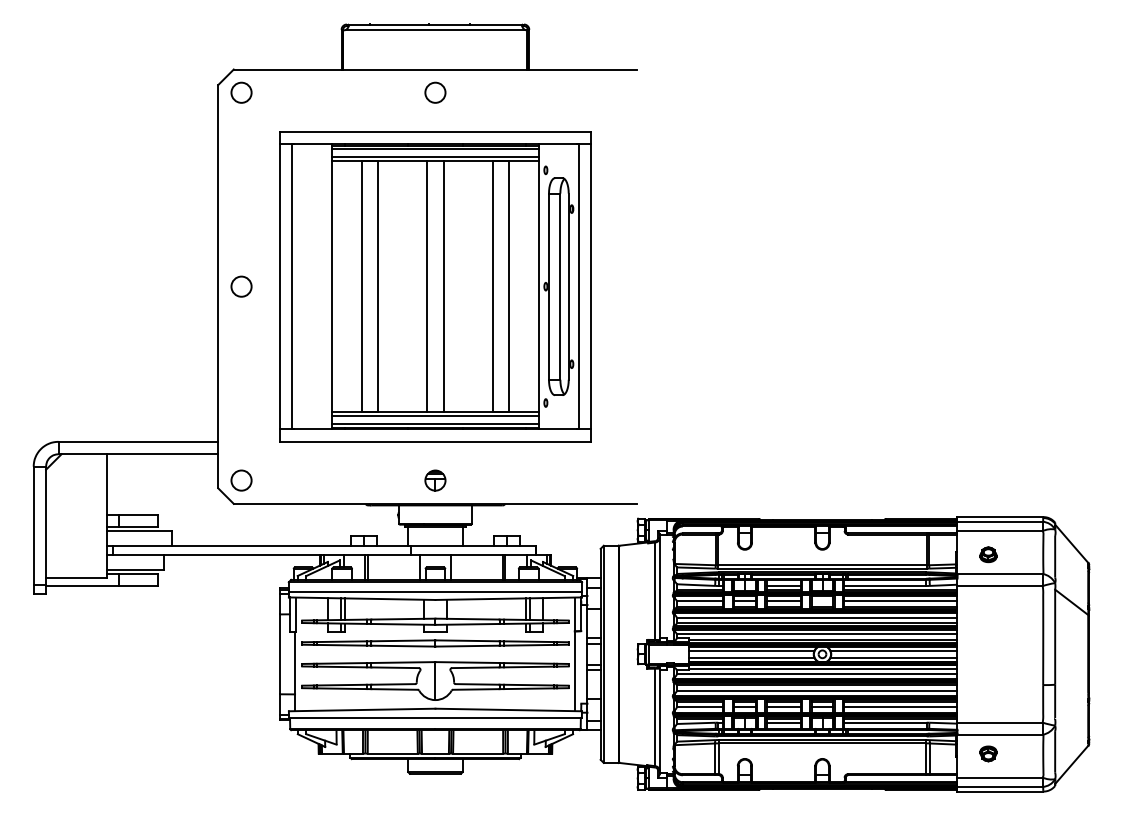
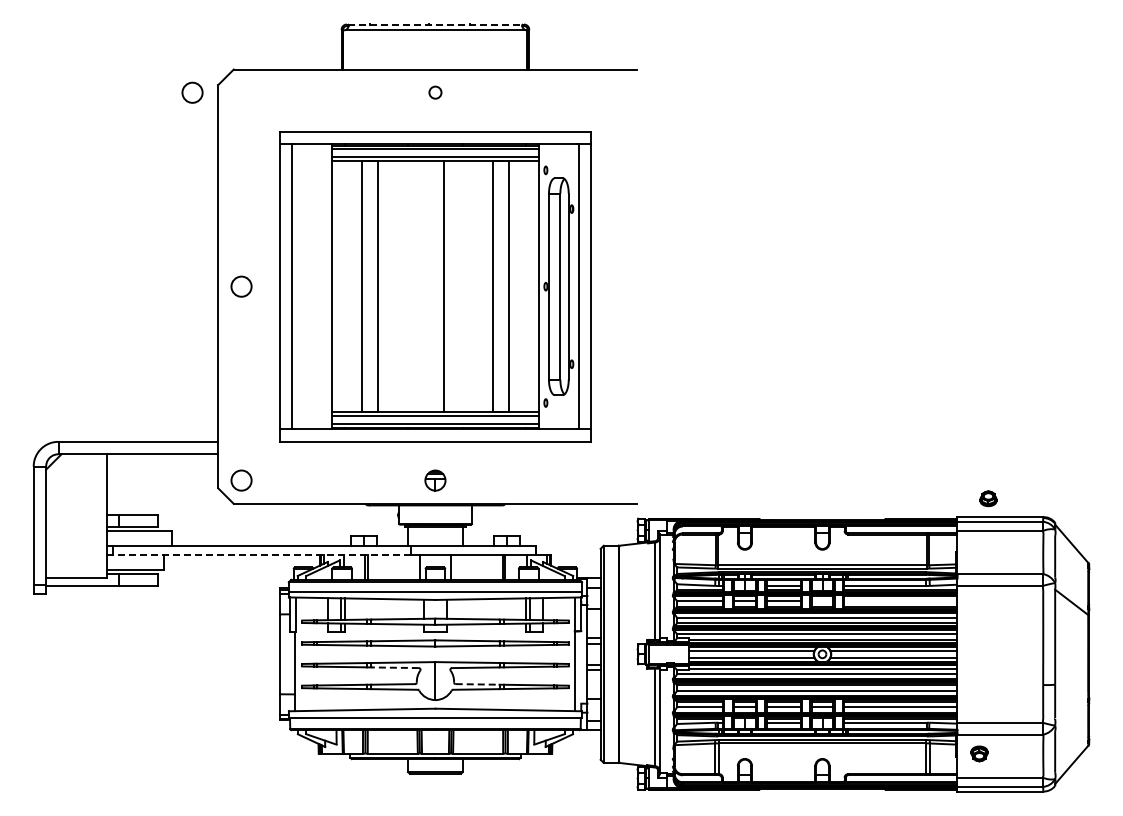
line: solid -> dashed (435, 24)
circle position: (241, 92) -> (192, 92) (192, 92)
circle size: 23x23 px -> 15x15 px (435, 92)
line: present -> none (427, 286)
part position: (988, 554) -> (988, 498) (988, 498)
line: solid -> dashed (261, 555)
line: present -> none (900, 601)
line: solid -> dashed (395, 667)
line: solid -> dashed (477, 684)
part position: (988, 753) -> (979, 753) (979, 753)
